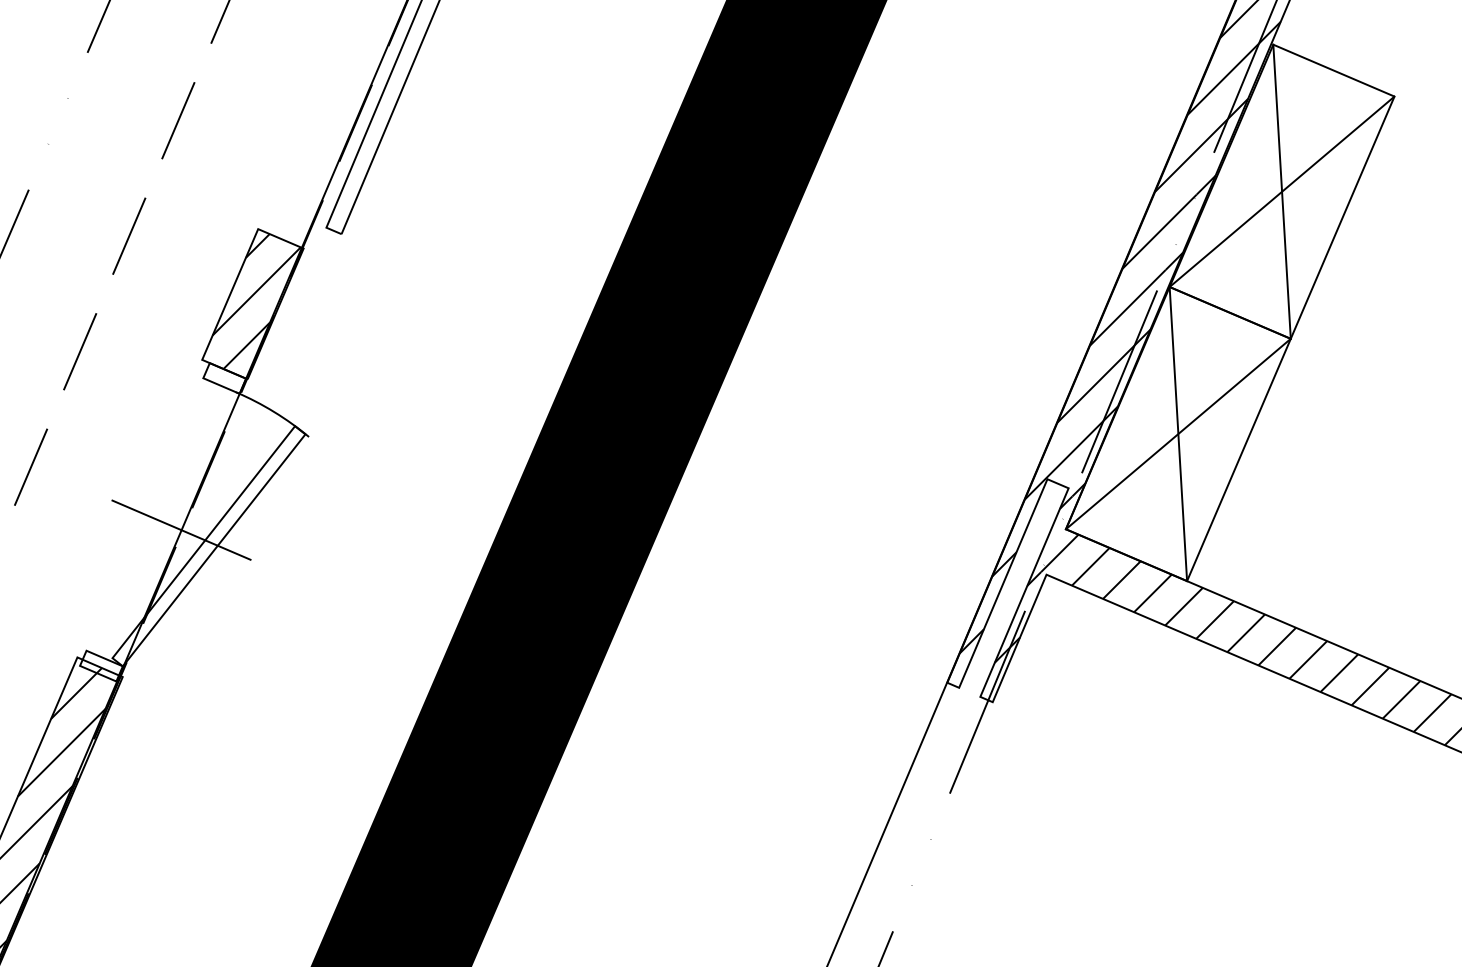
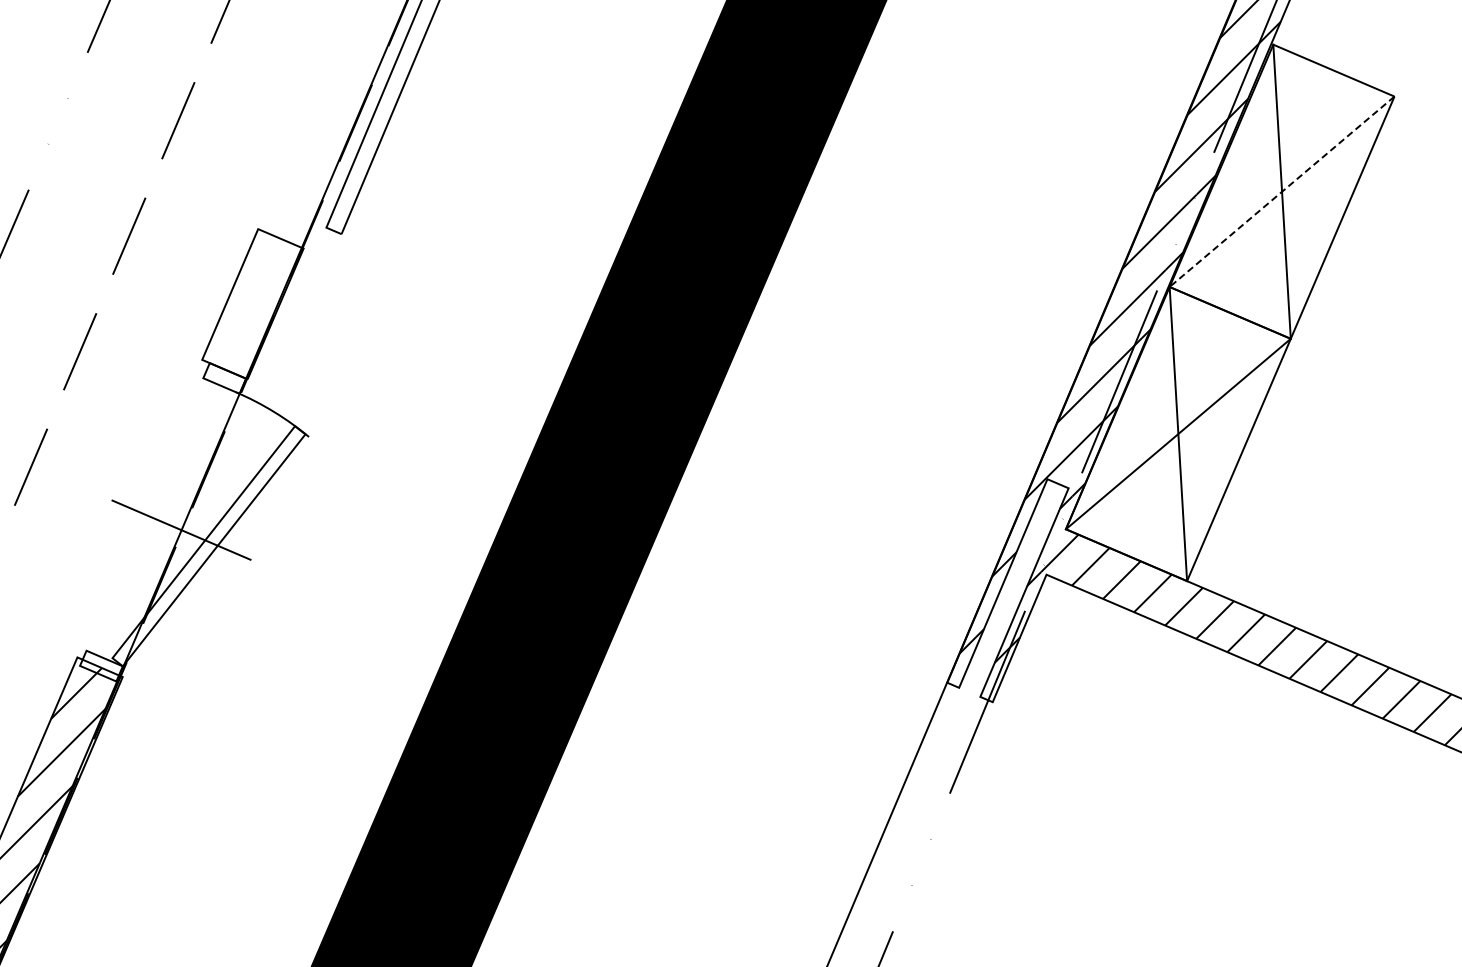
line: solid -> dashed (1281, 192)
hatch: present -> none (256, 301)
